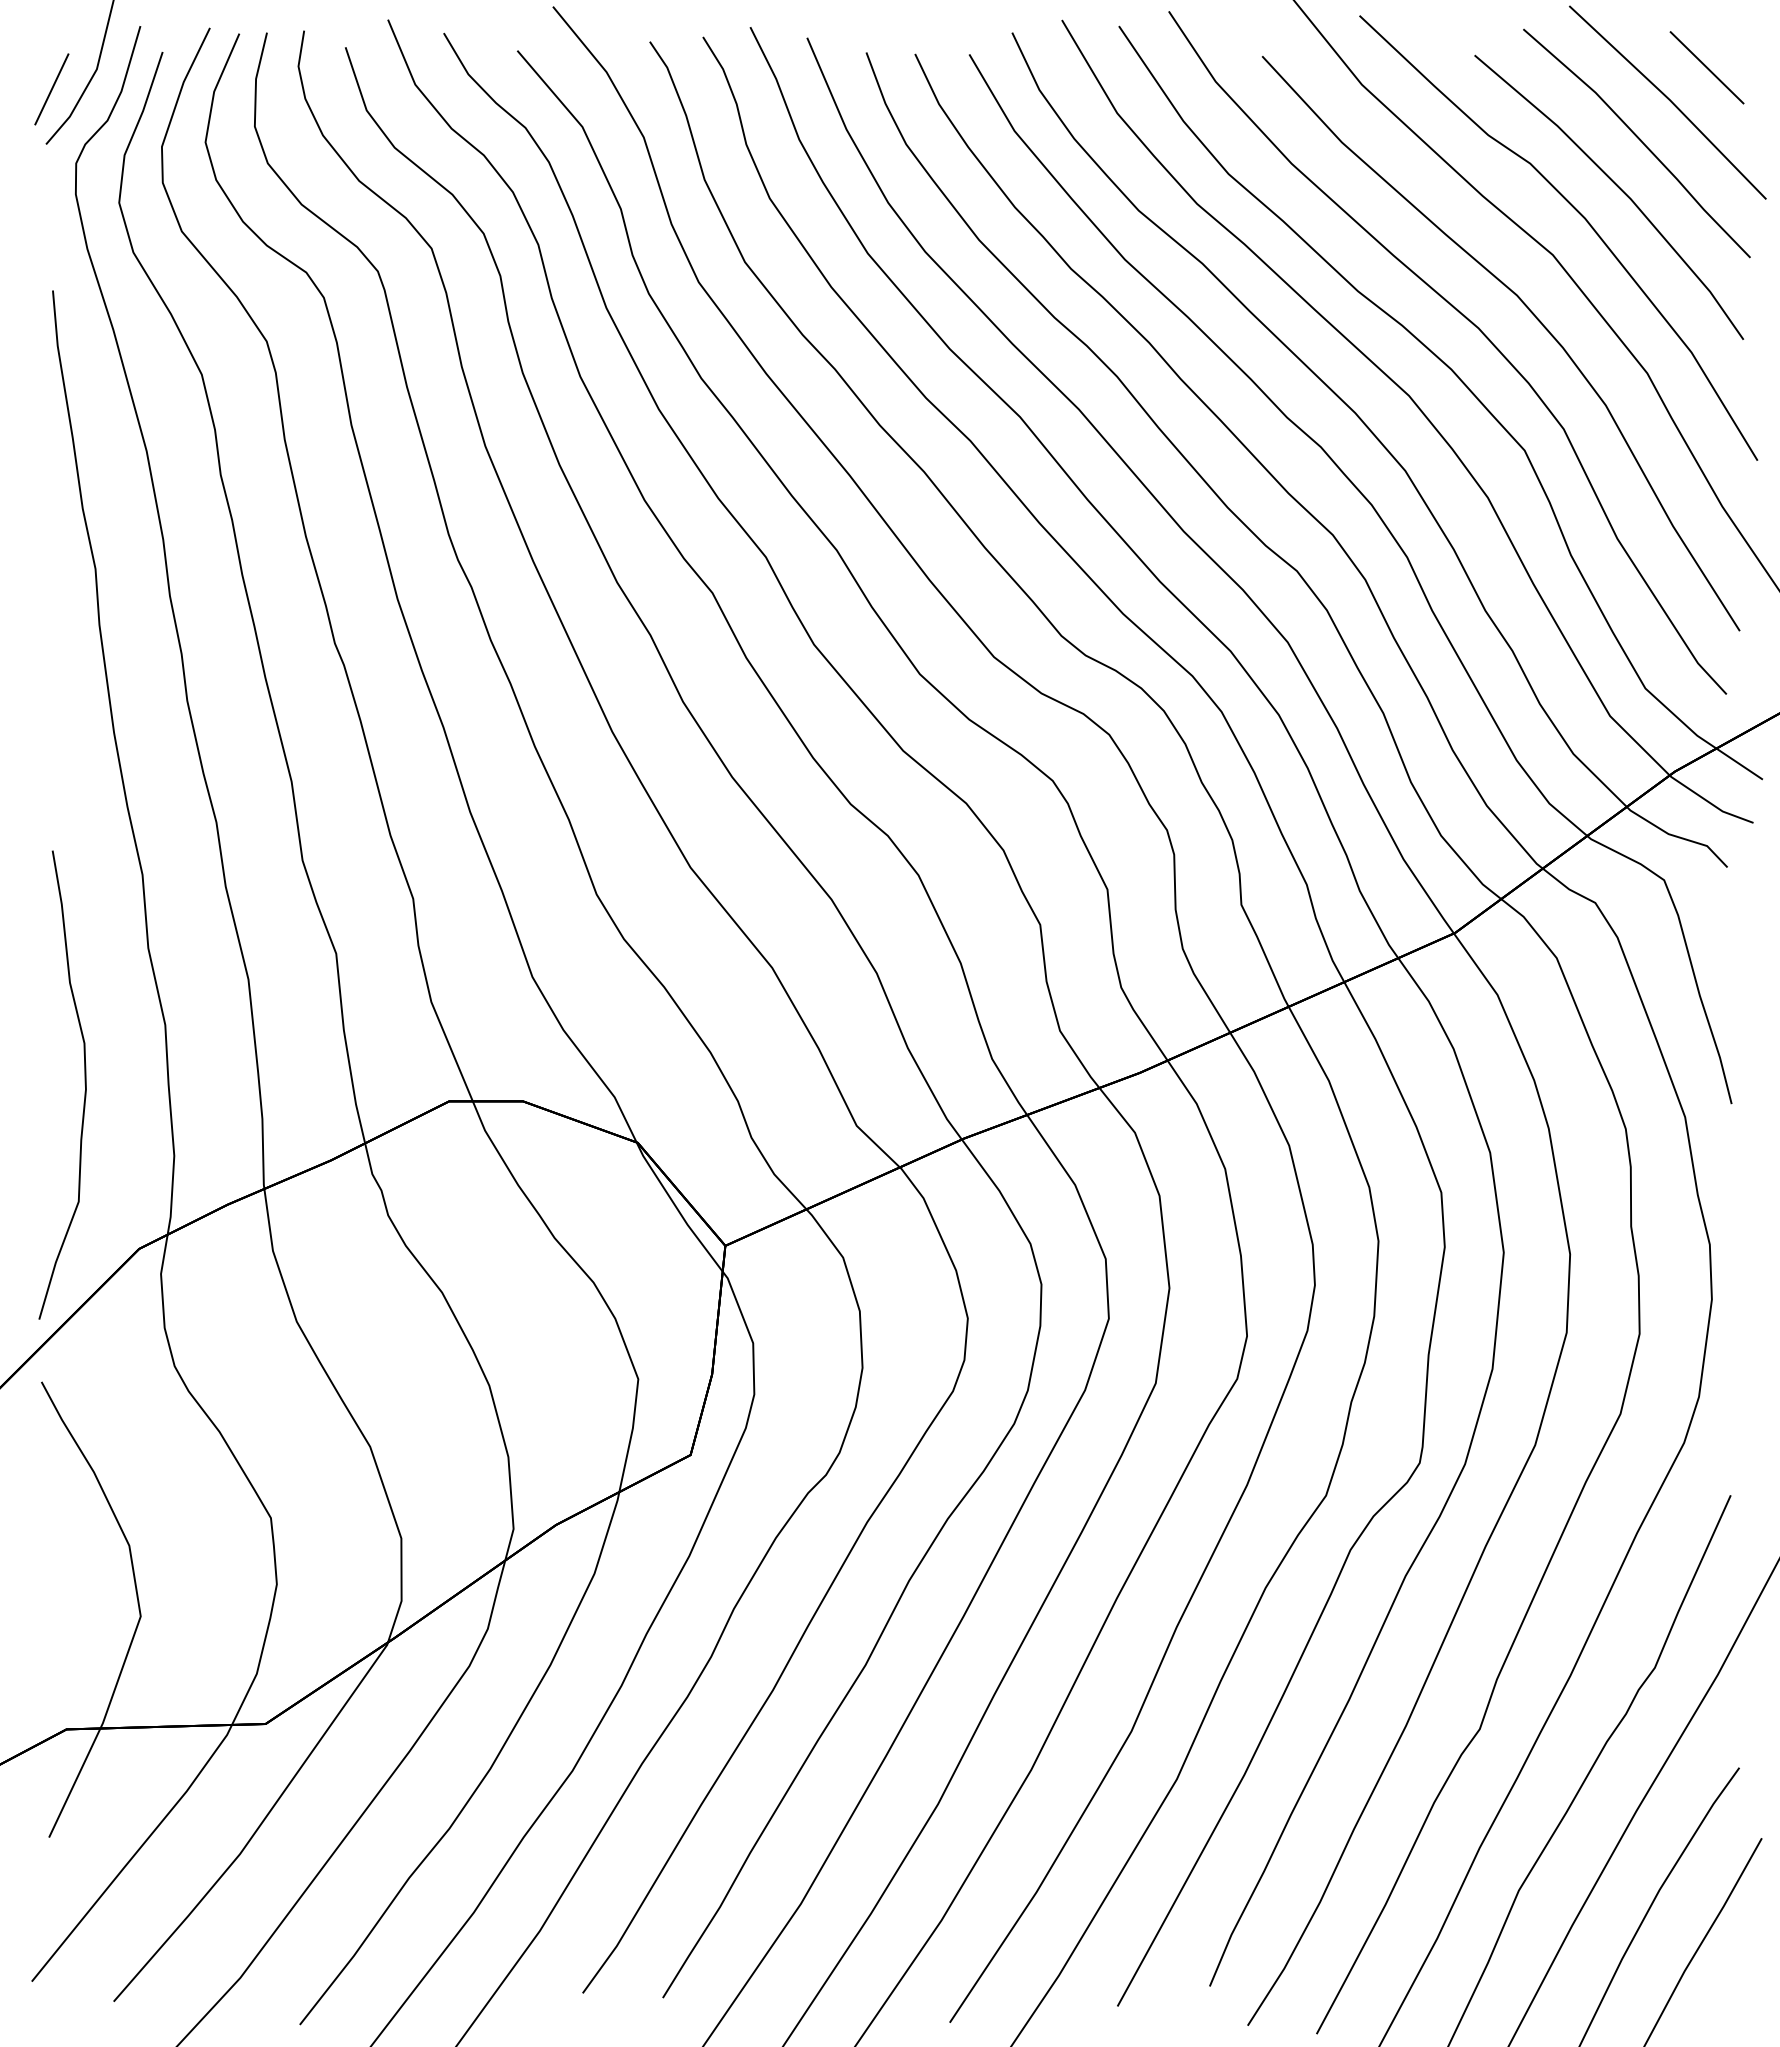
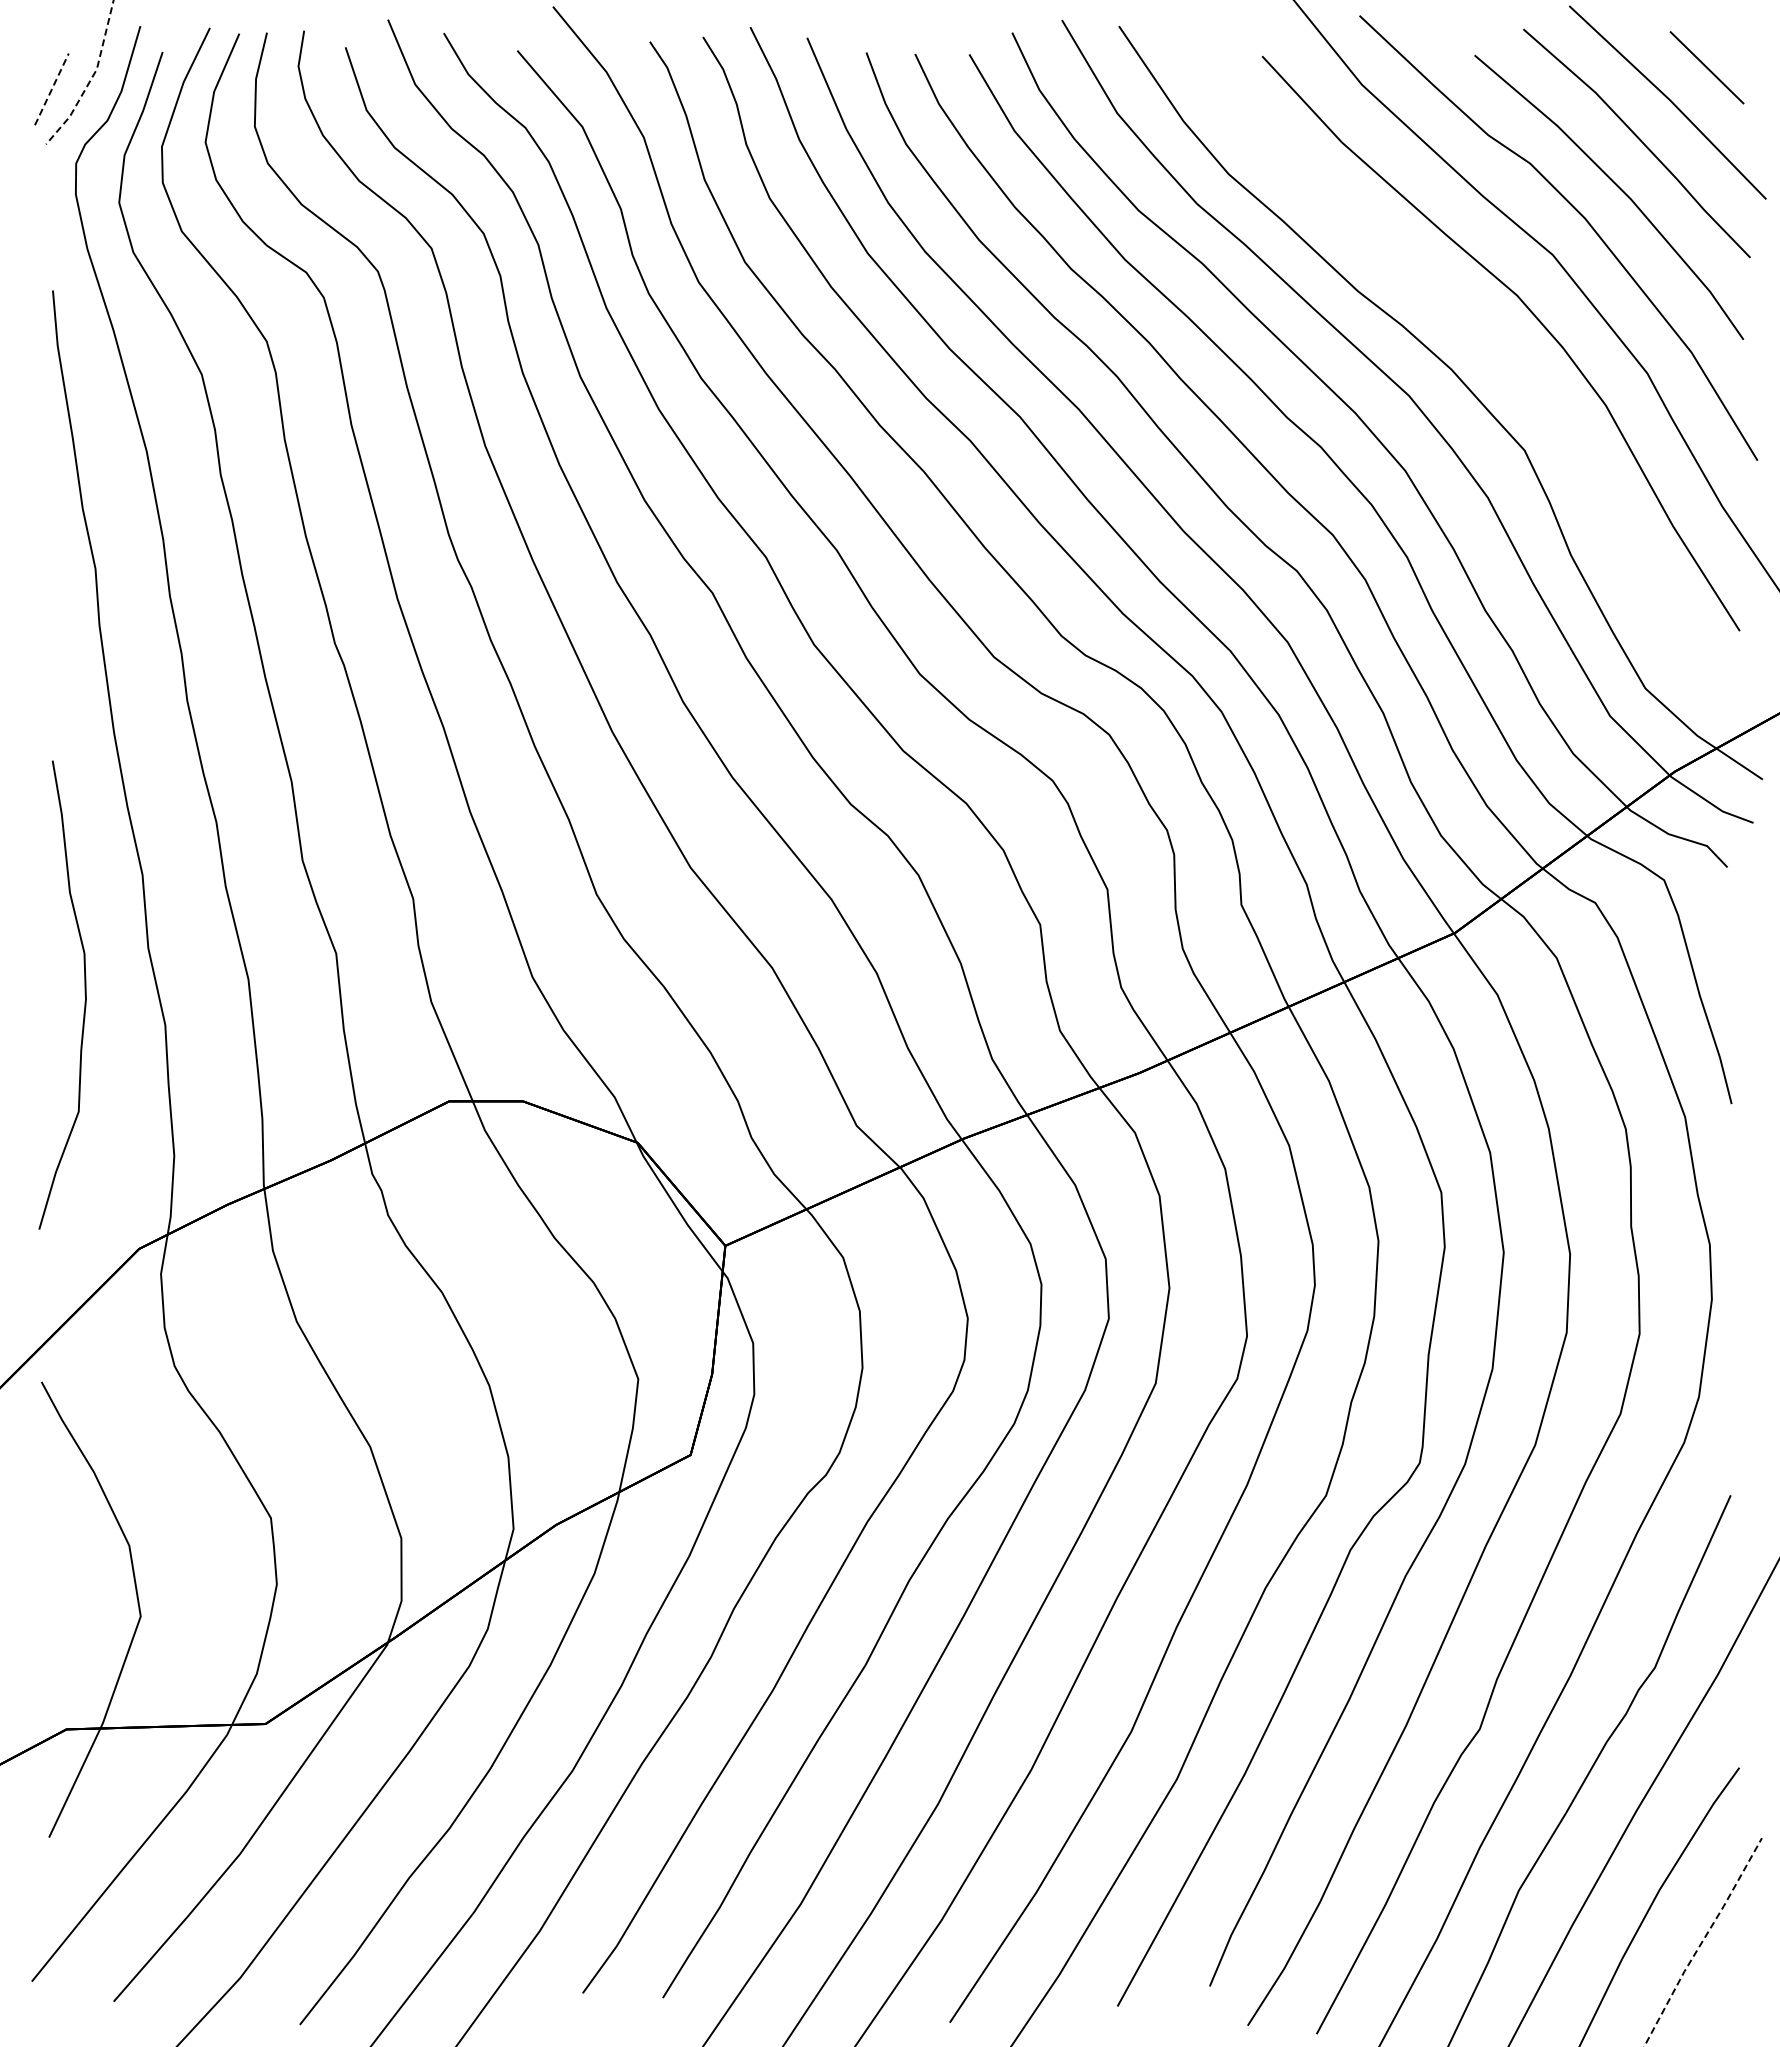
line: solid -> dashed (91, 78)
line: solid -> dashed (51, 89)
curve: present -> none (1473, 325)
curve position: (84, 1084) -> (84, 994) (84, 994)
line: solid -> dashed (1702, 1941)
